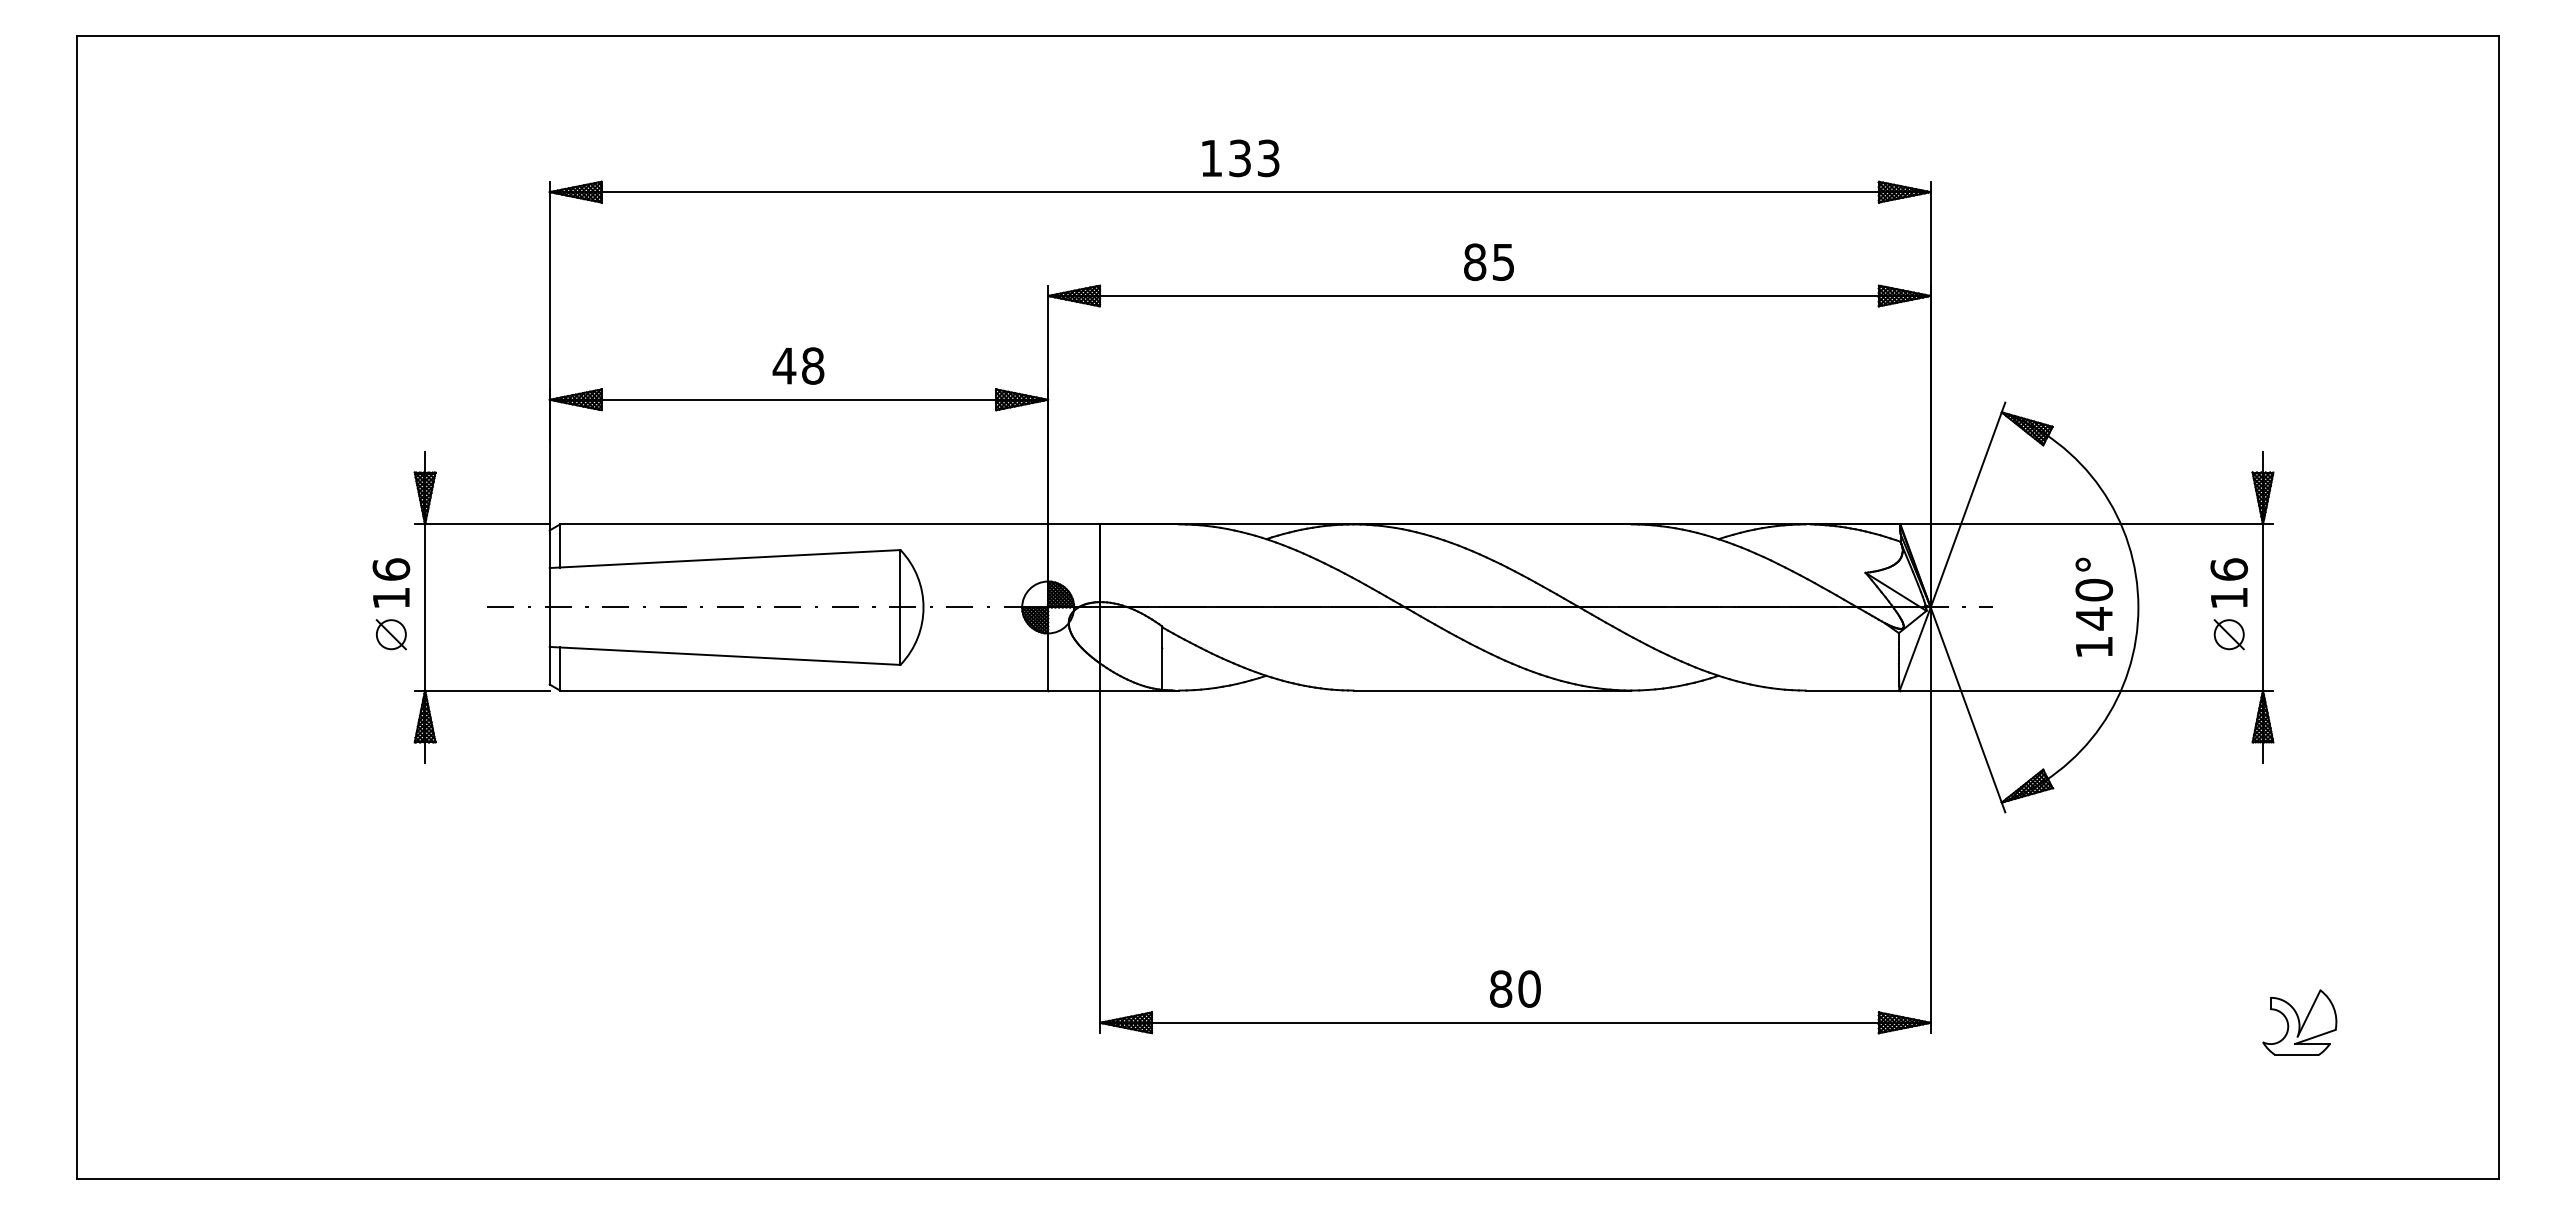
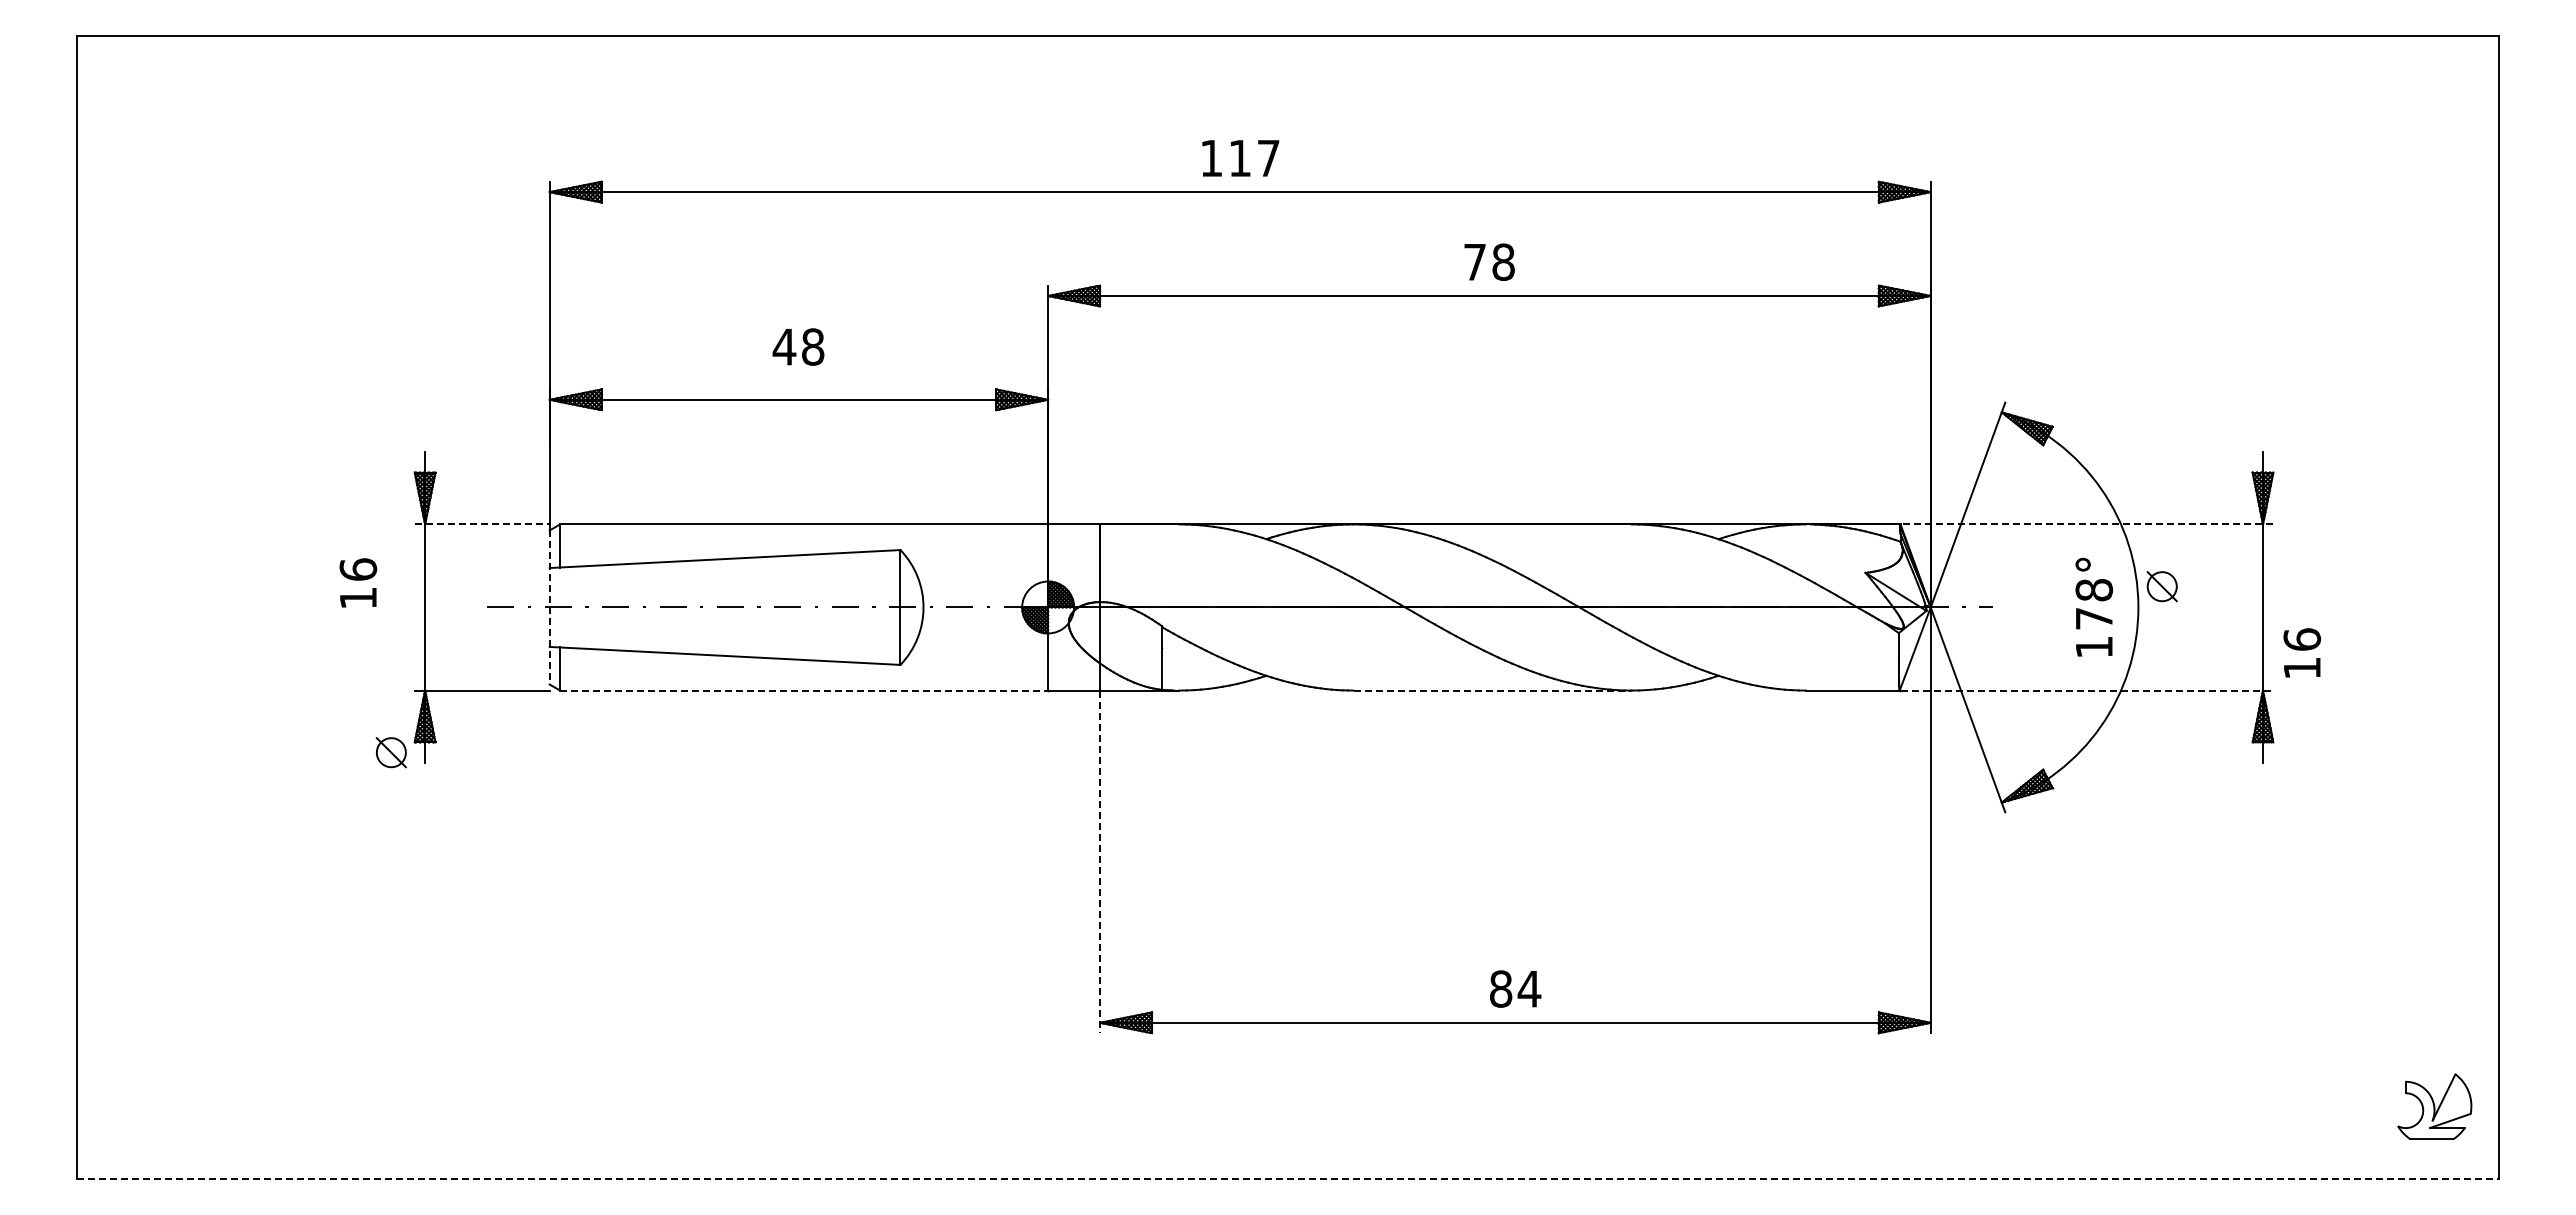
text: 133 -> 117 (1254, 158)
text: 85 -> 78 (1489, 262)
text position: (798, 365) -> (798, 346) (798, 346)
line: solid -> dashed (482, 524)
line: solid -> dashed (2086, 524)
text position: (391, 582) -> (358, 582) (358, 582)
text position: (2229, 582) -> (2302, 652) (2302, 652)
text: 140° -> 178° (2093, 604)
line: solid -> dashed (549, 607)
part position: (390, 634) -> (390, 752) (390, 752)
part position: (2228, 634) -> (2161, 586) (2161, 586)
line: solid -> dashed (804, 690)
line: solid -> dashed (1492, 690)
line: solid -> dashed (2087, 690)
line: solid -> dashed (1100, 862)
text: 80 -> 84 (1529, 988)
part position: (2299, 1022) -> (2434, 1106) (2434, 1106)
line: solid -> dashed (1288, 1178)
